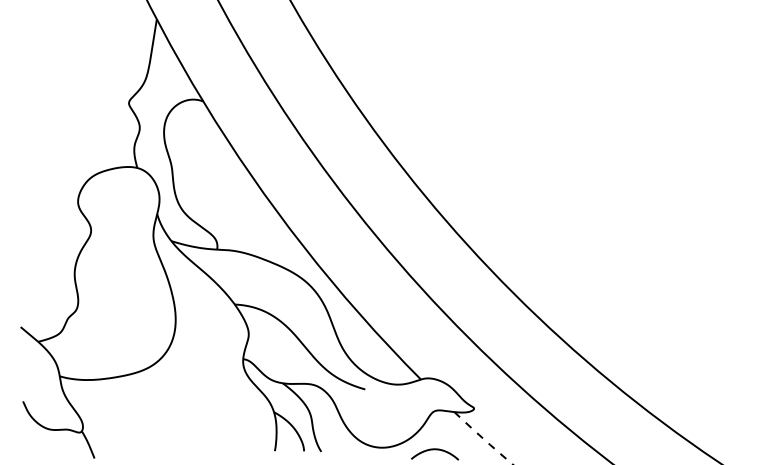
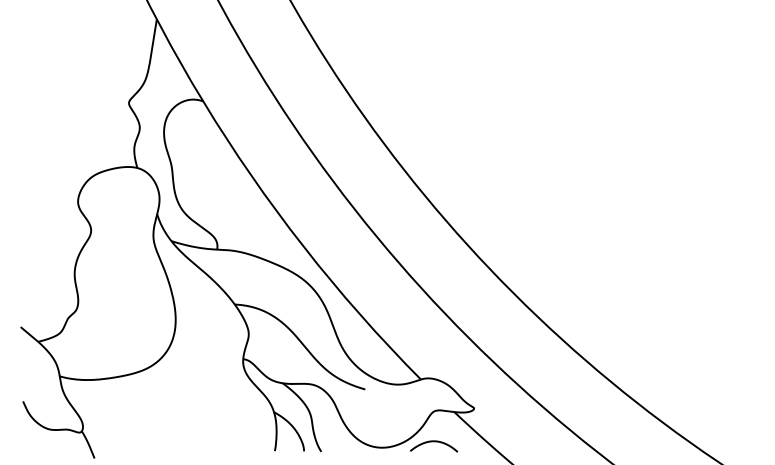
arc: dashed -> solid (484, 439)
curve position: (435, 450) -> (434, 442) (434, 442)
